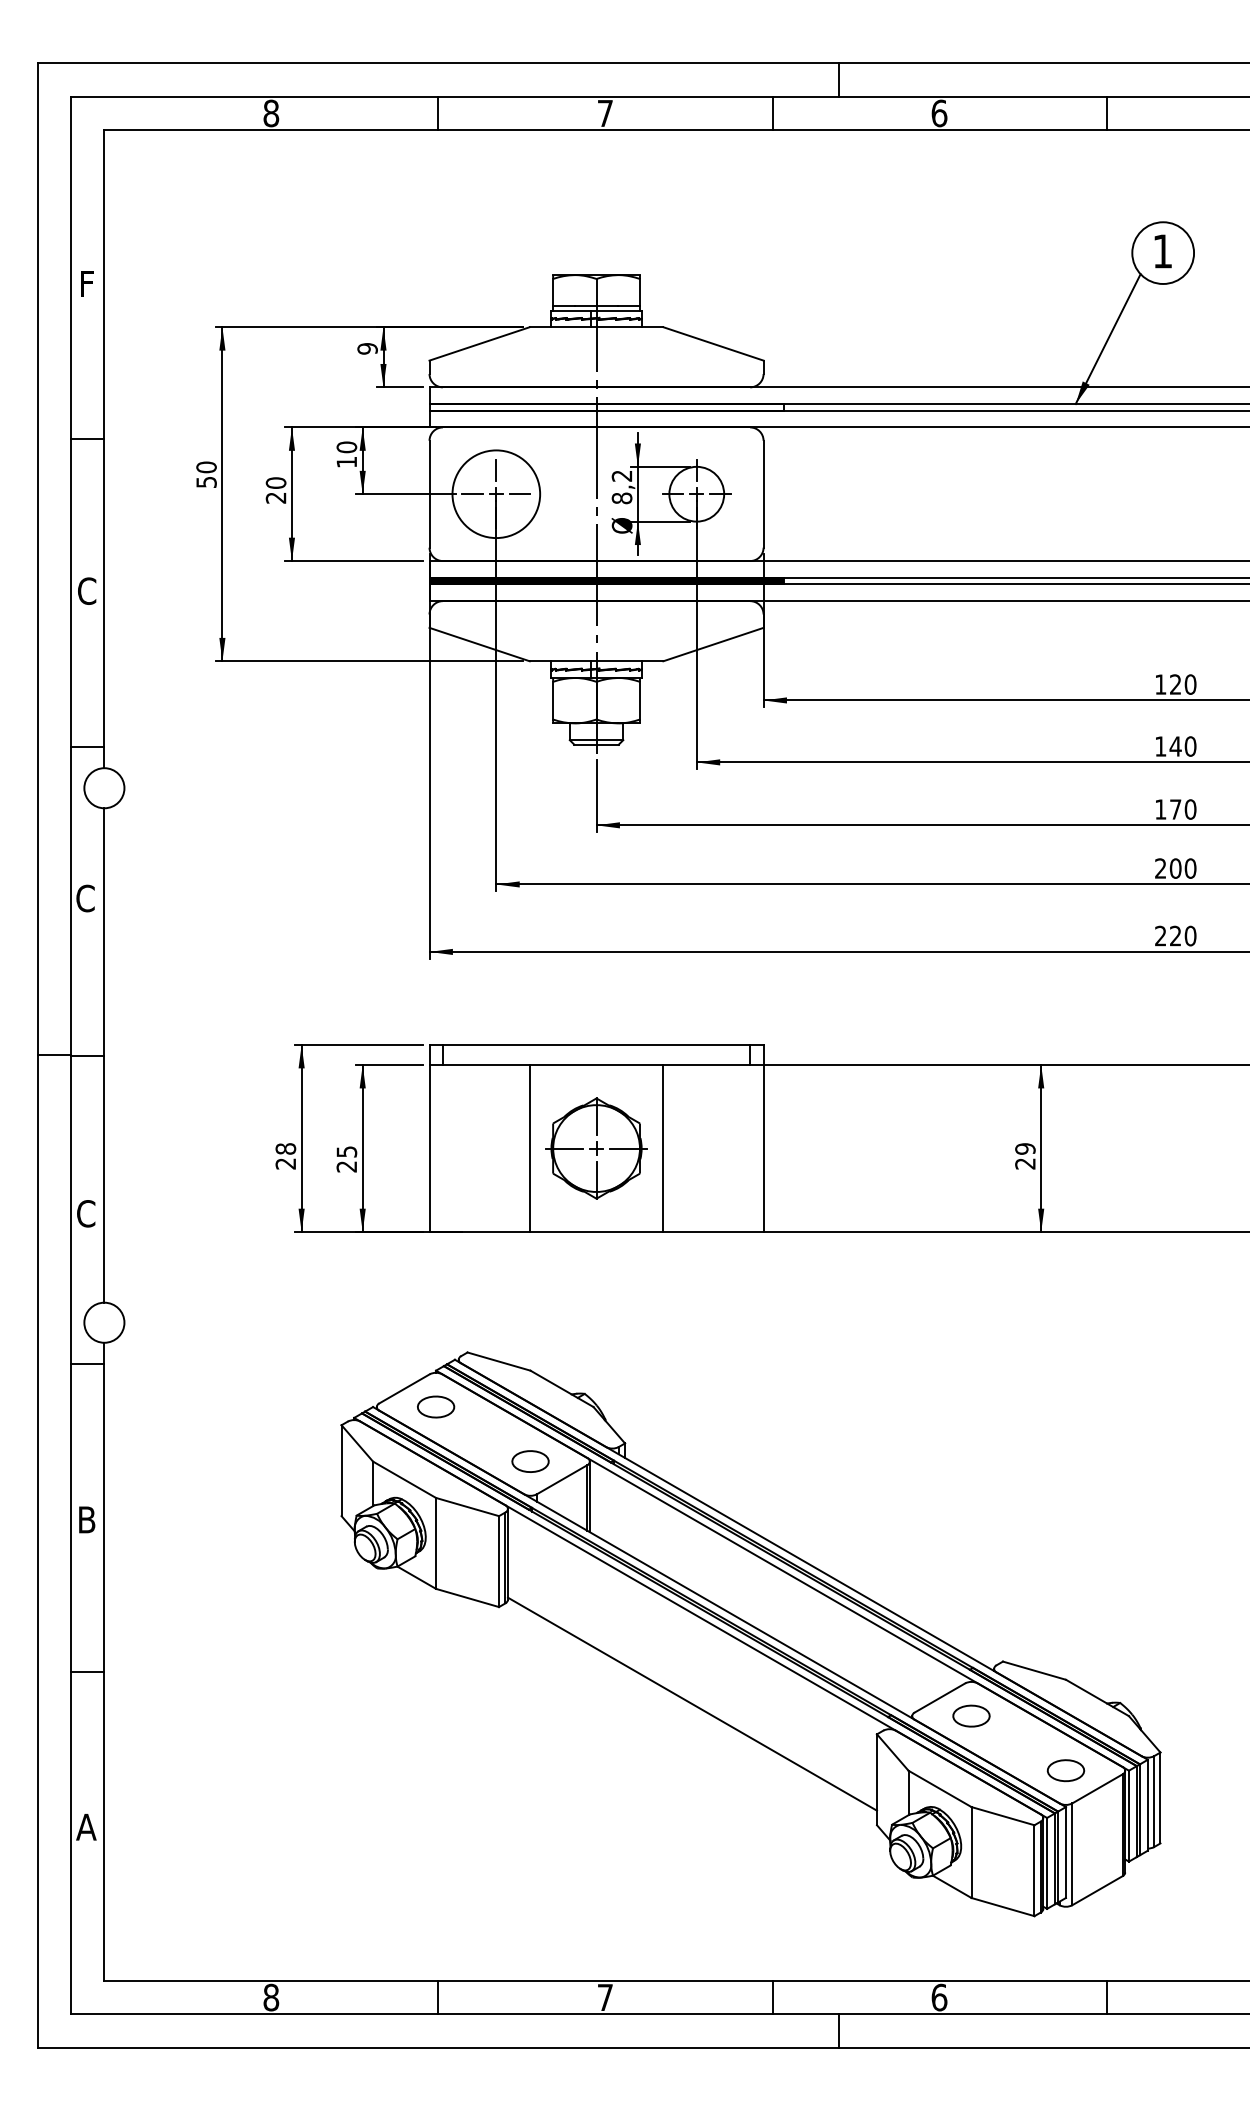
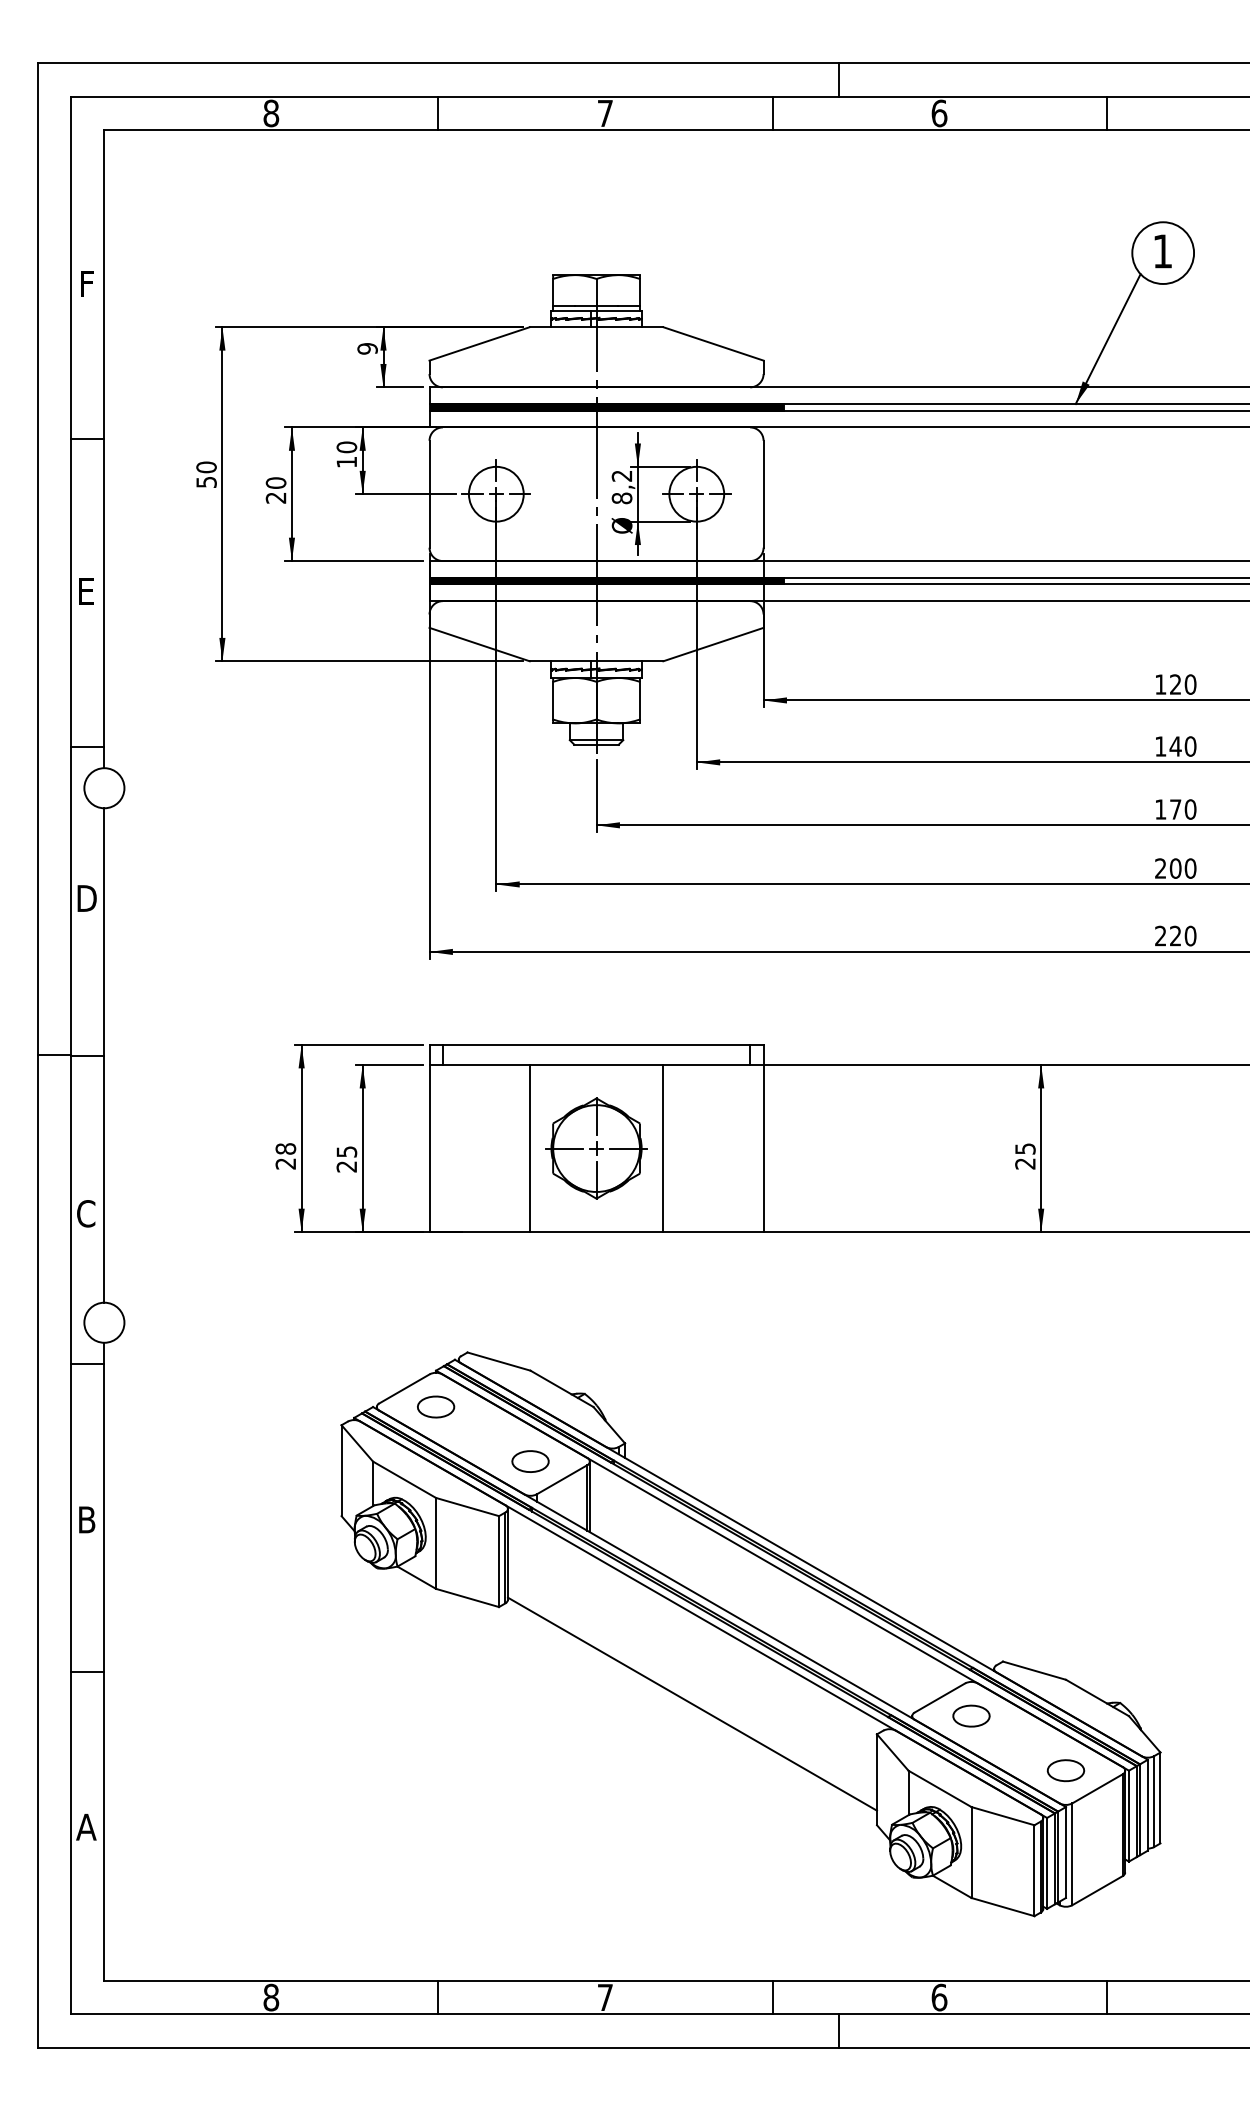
fill: none -> present (606, 407)
circle diameter: 88 px -> 55 px (495, 493)
text: C -> E (87, 590)
text: C -> D (86, 898)
text: 29 -> 25 (1025, 1148)
